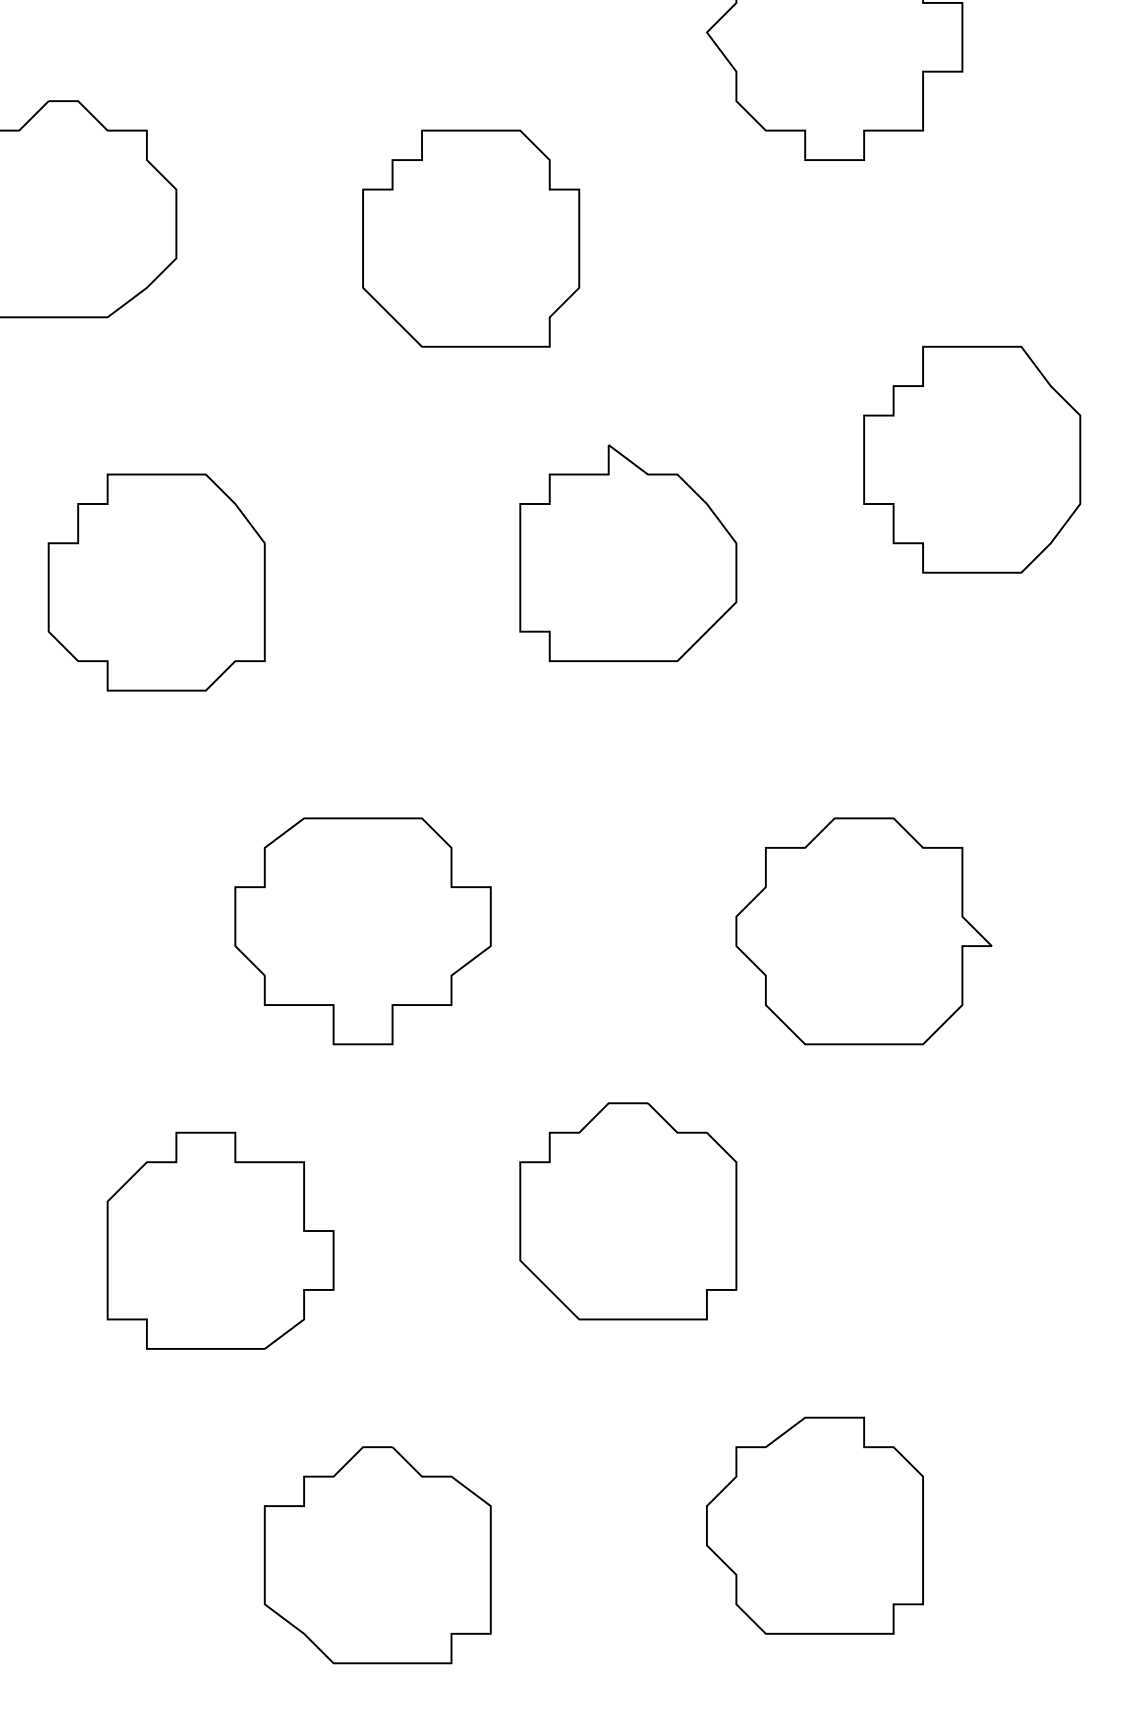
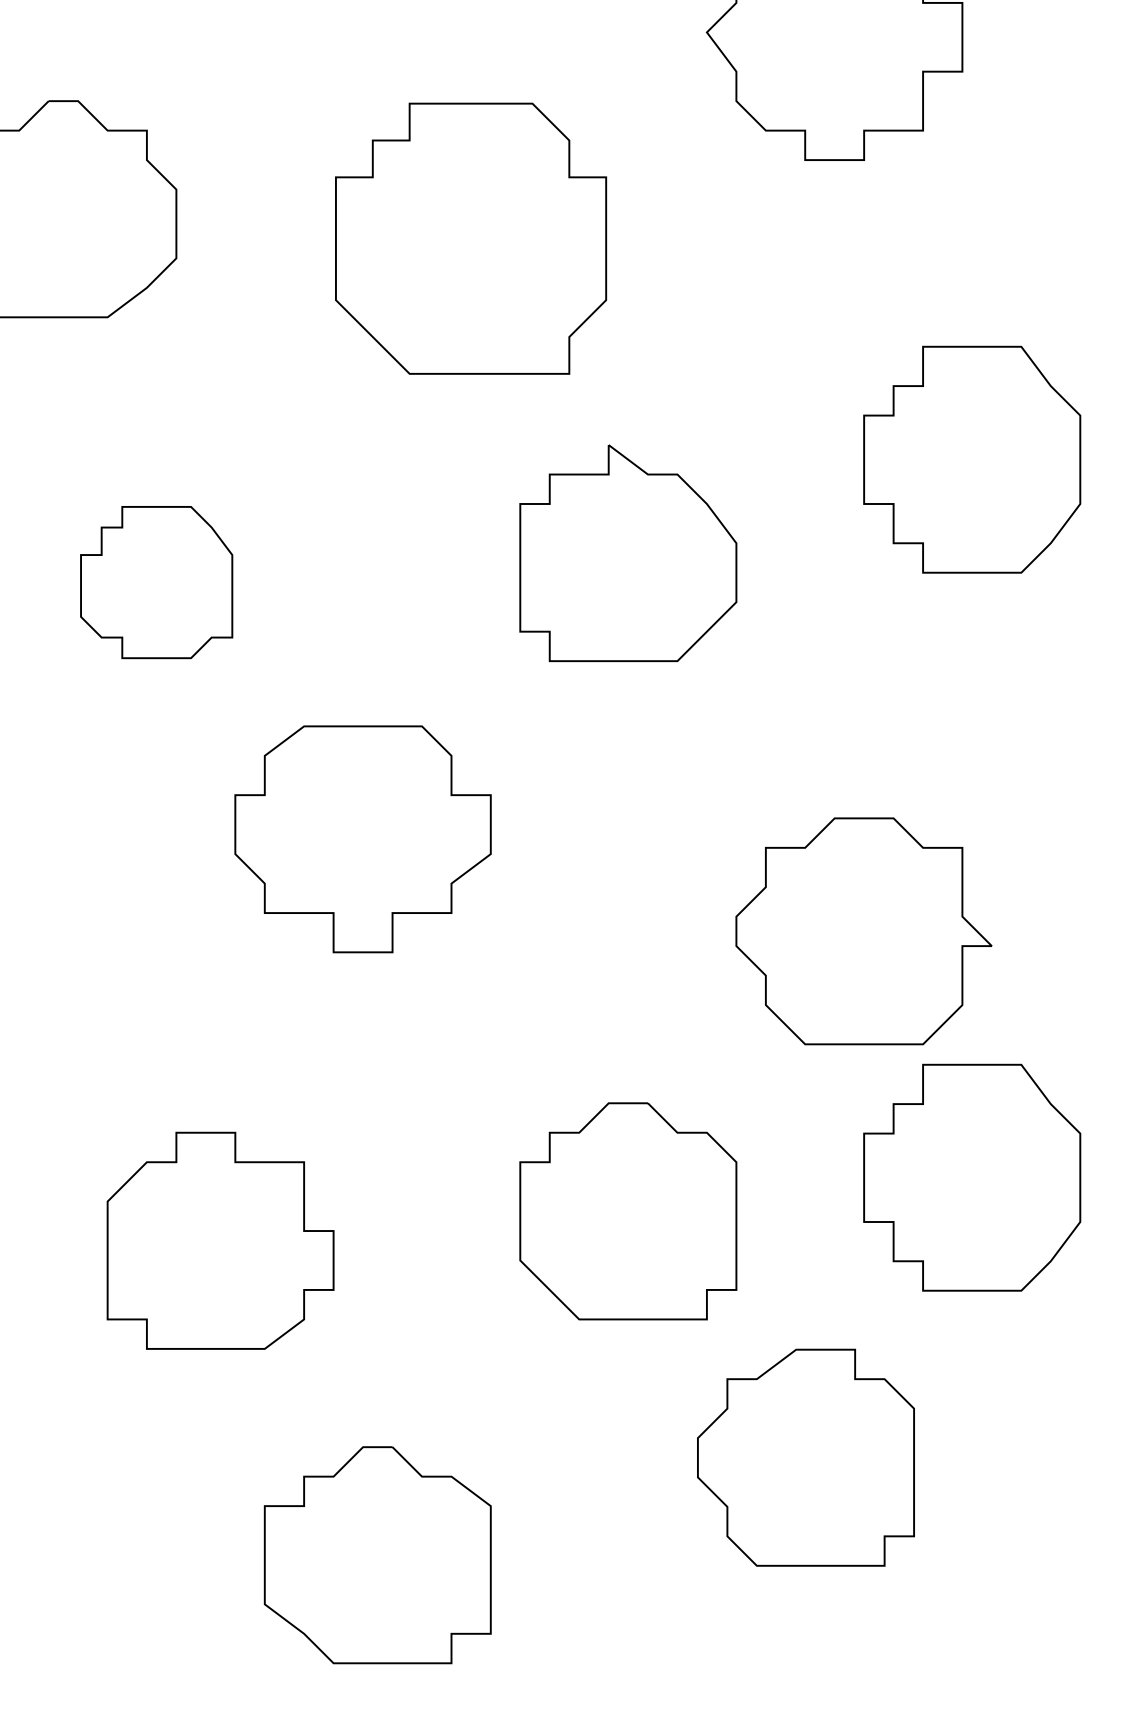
part size: 219x219 px -> 273x273 px (471, 238)
part size: 219x219 px -> 154x154 px (156, 582)
part position: (362, 931) -> (362, 839) (362, 839)
part: none -> present (972, 1177)
part position: (814, 1525) -> (805, 1457) (805, 1457)
